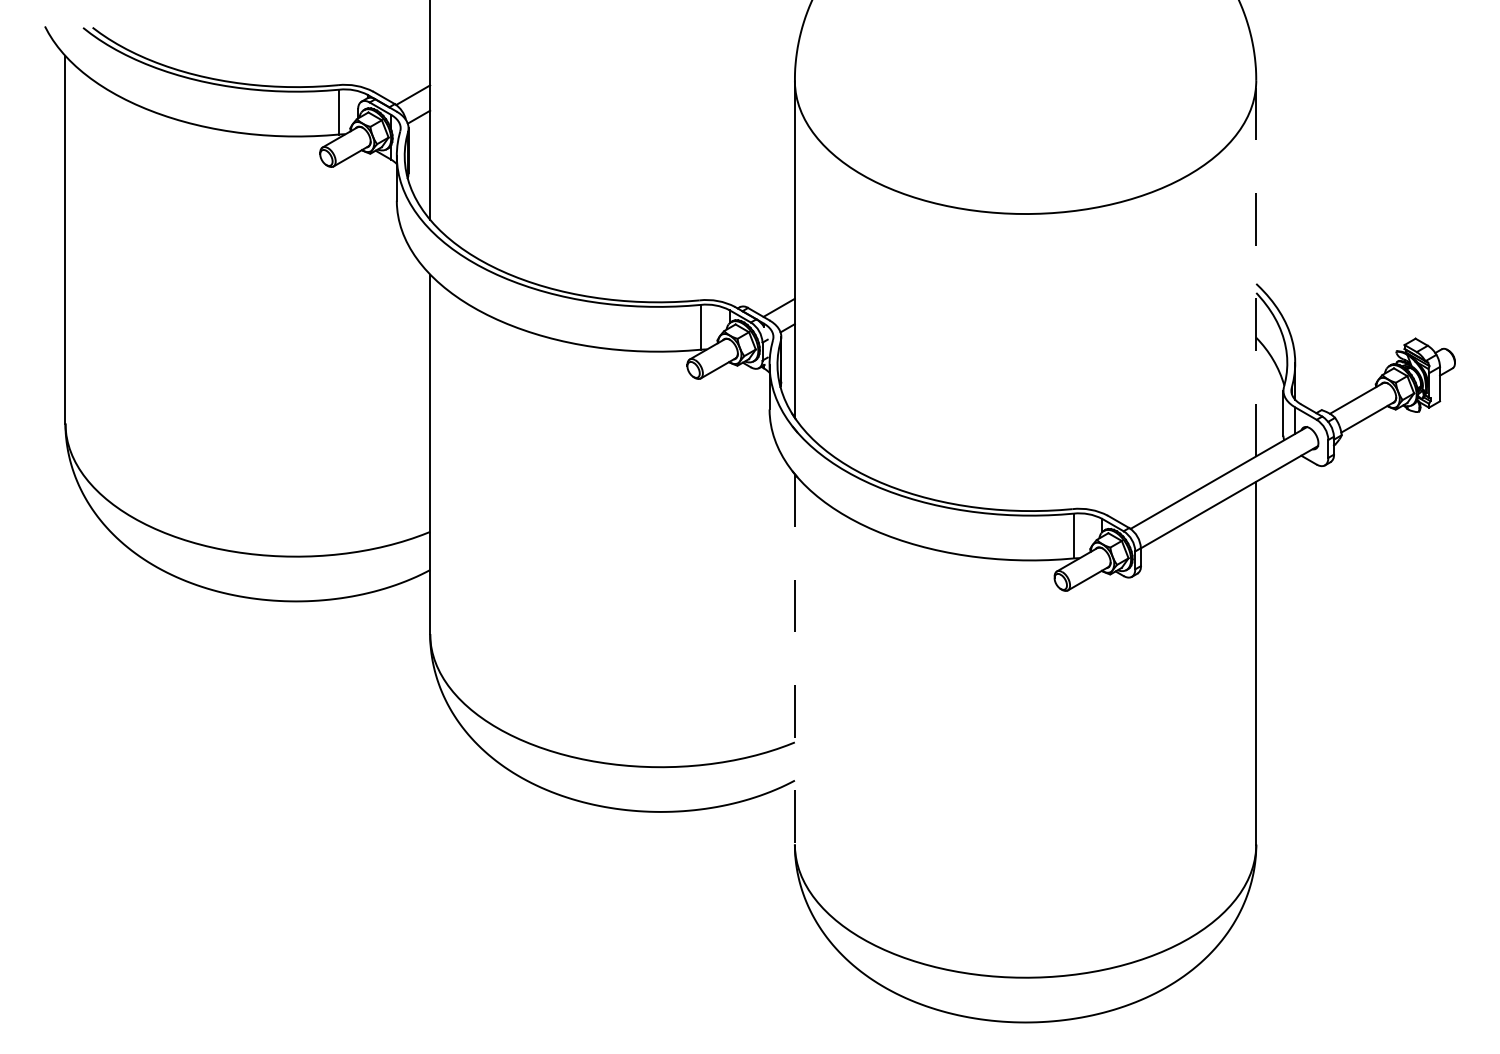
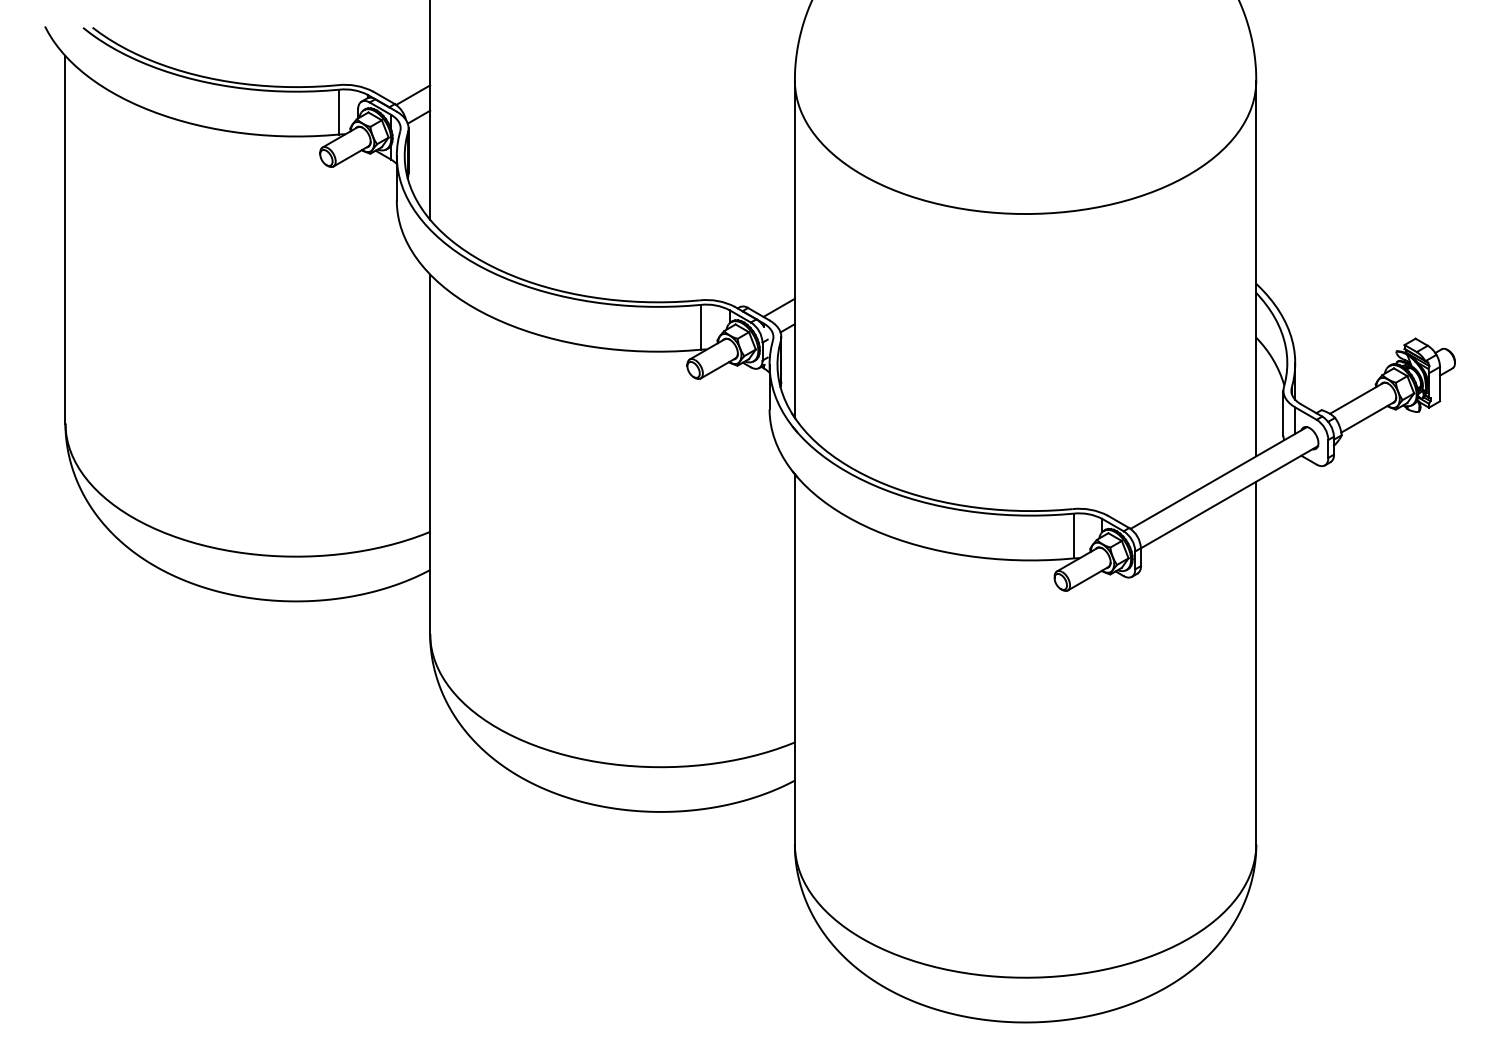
line: dashed -> solid (1256, 268)
line: dashed -> solid (794, 659)
